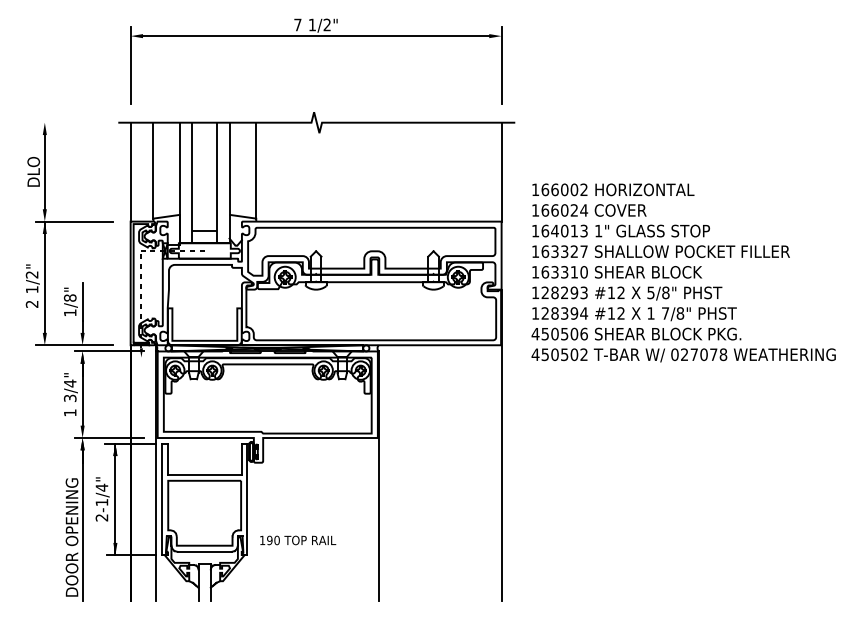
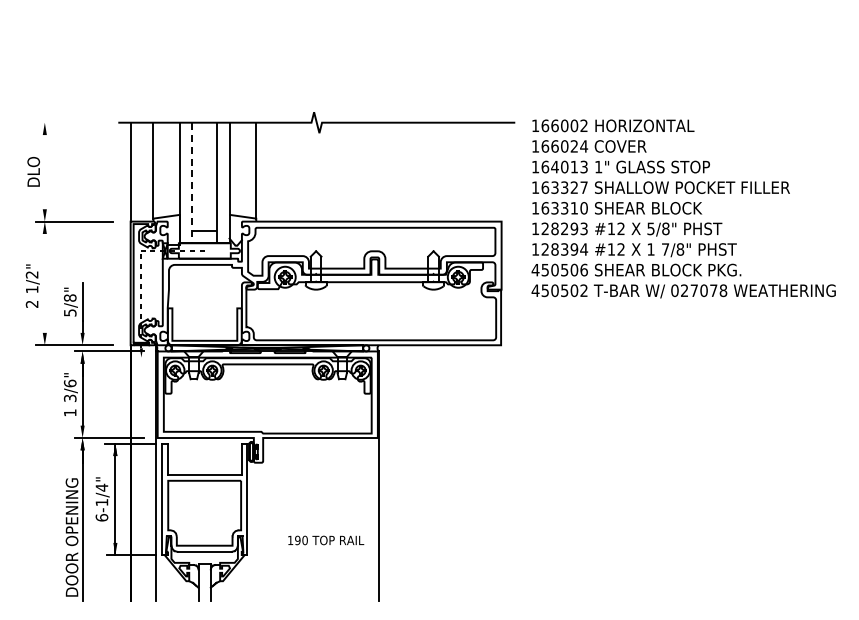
part: present -> none (316, 36)
line: present -> none (501, 171)
line: present -> none (44, 172)
line: solid -> dashed (192, 183)
text position: (683, 272) -> (683, 208) (683, 208)
line: present -> none (44, 276)
text: 1/8" -> 5/8" (70, 312)
text: 3/4" -> 3/6" (69, 383)
line: present -> none (501, 445)
text: 2-1/4" -> 6-1/4" (101, 517)
text position: (298, 540) -> (326, 540) (326, 540)
